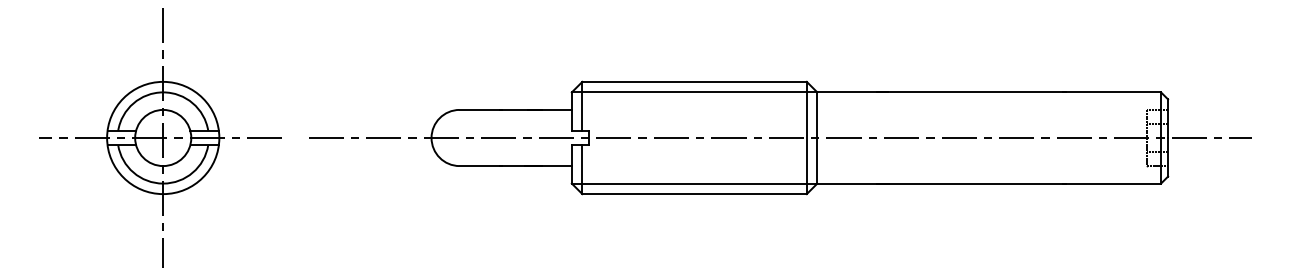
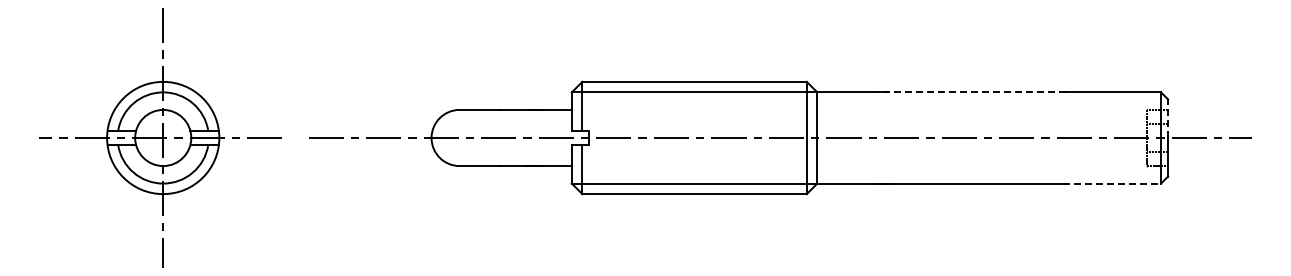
line: solid -> dashed (971, 92)
line: solid -> dashed (1168, 118)
line: solid -> dashed (1112, 183)
